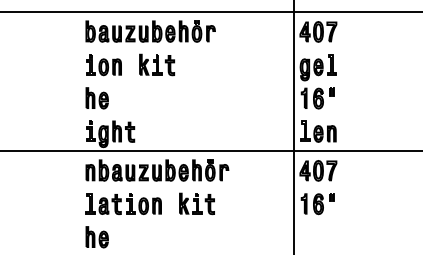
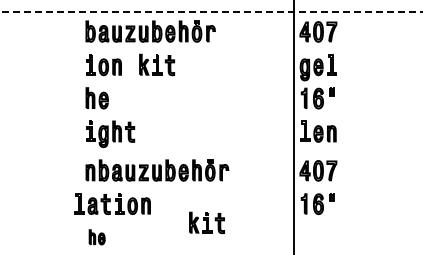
line: solid -> dashed (211, 11)
line: present -> none (210, 150)
part position: (196, 203) -> (206, 222) (206, 222)
part position: (123, 204) -> (112, 204) (112, 204)
part size: 24x23 px -> 18x17 px (96, 237)
